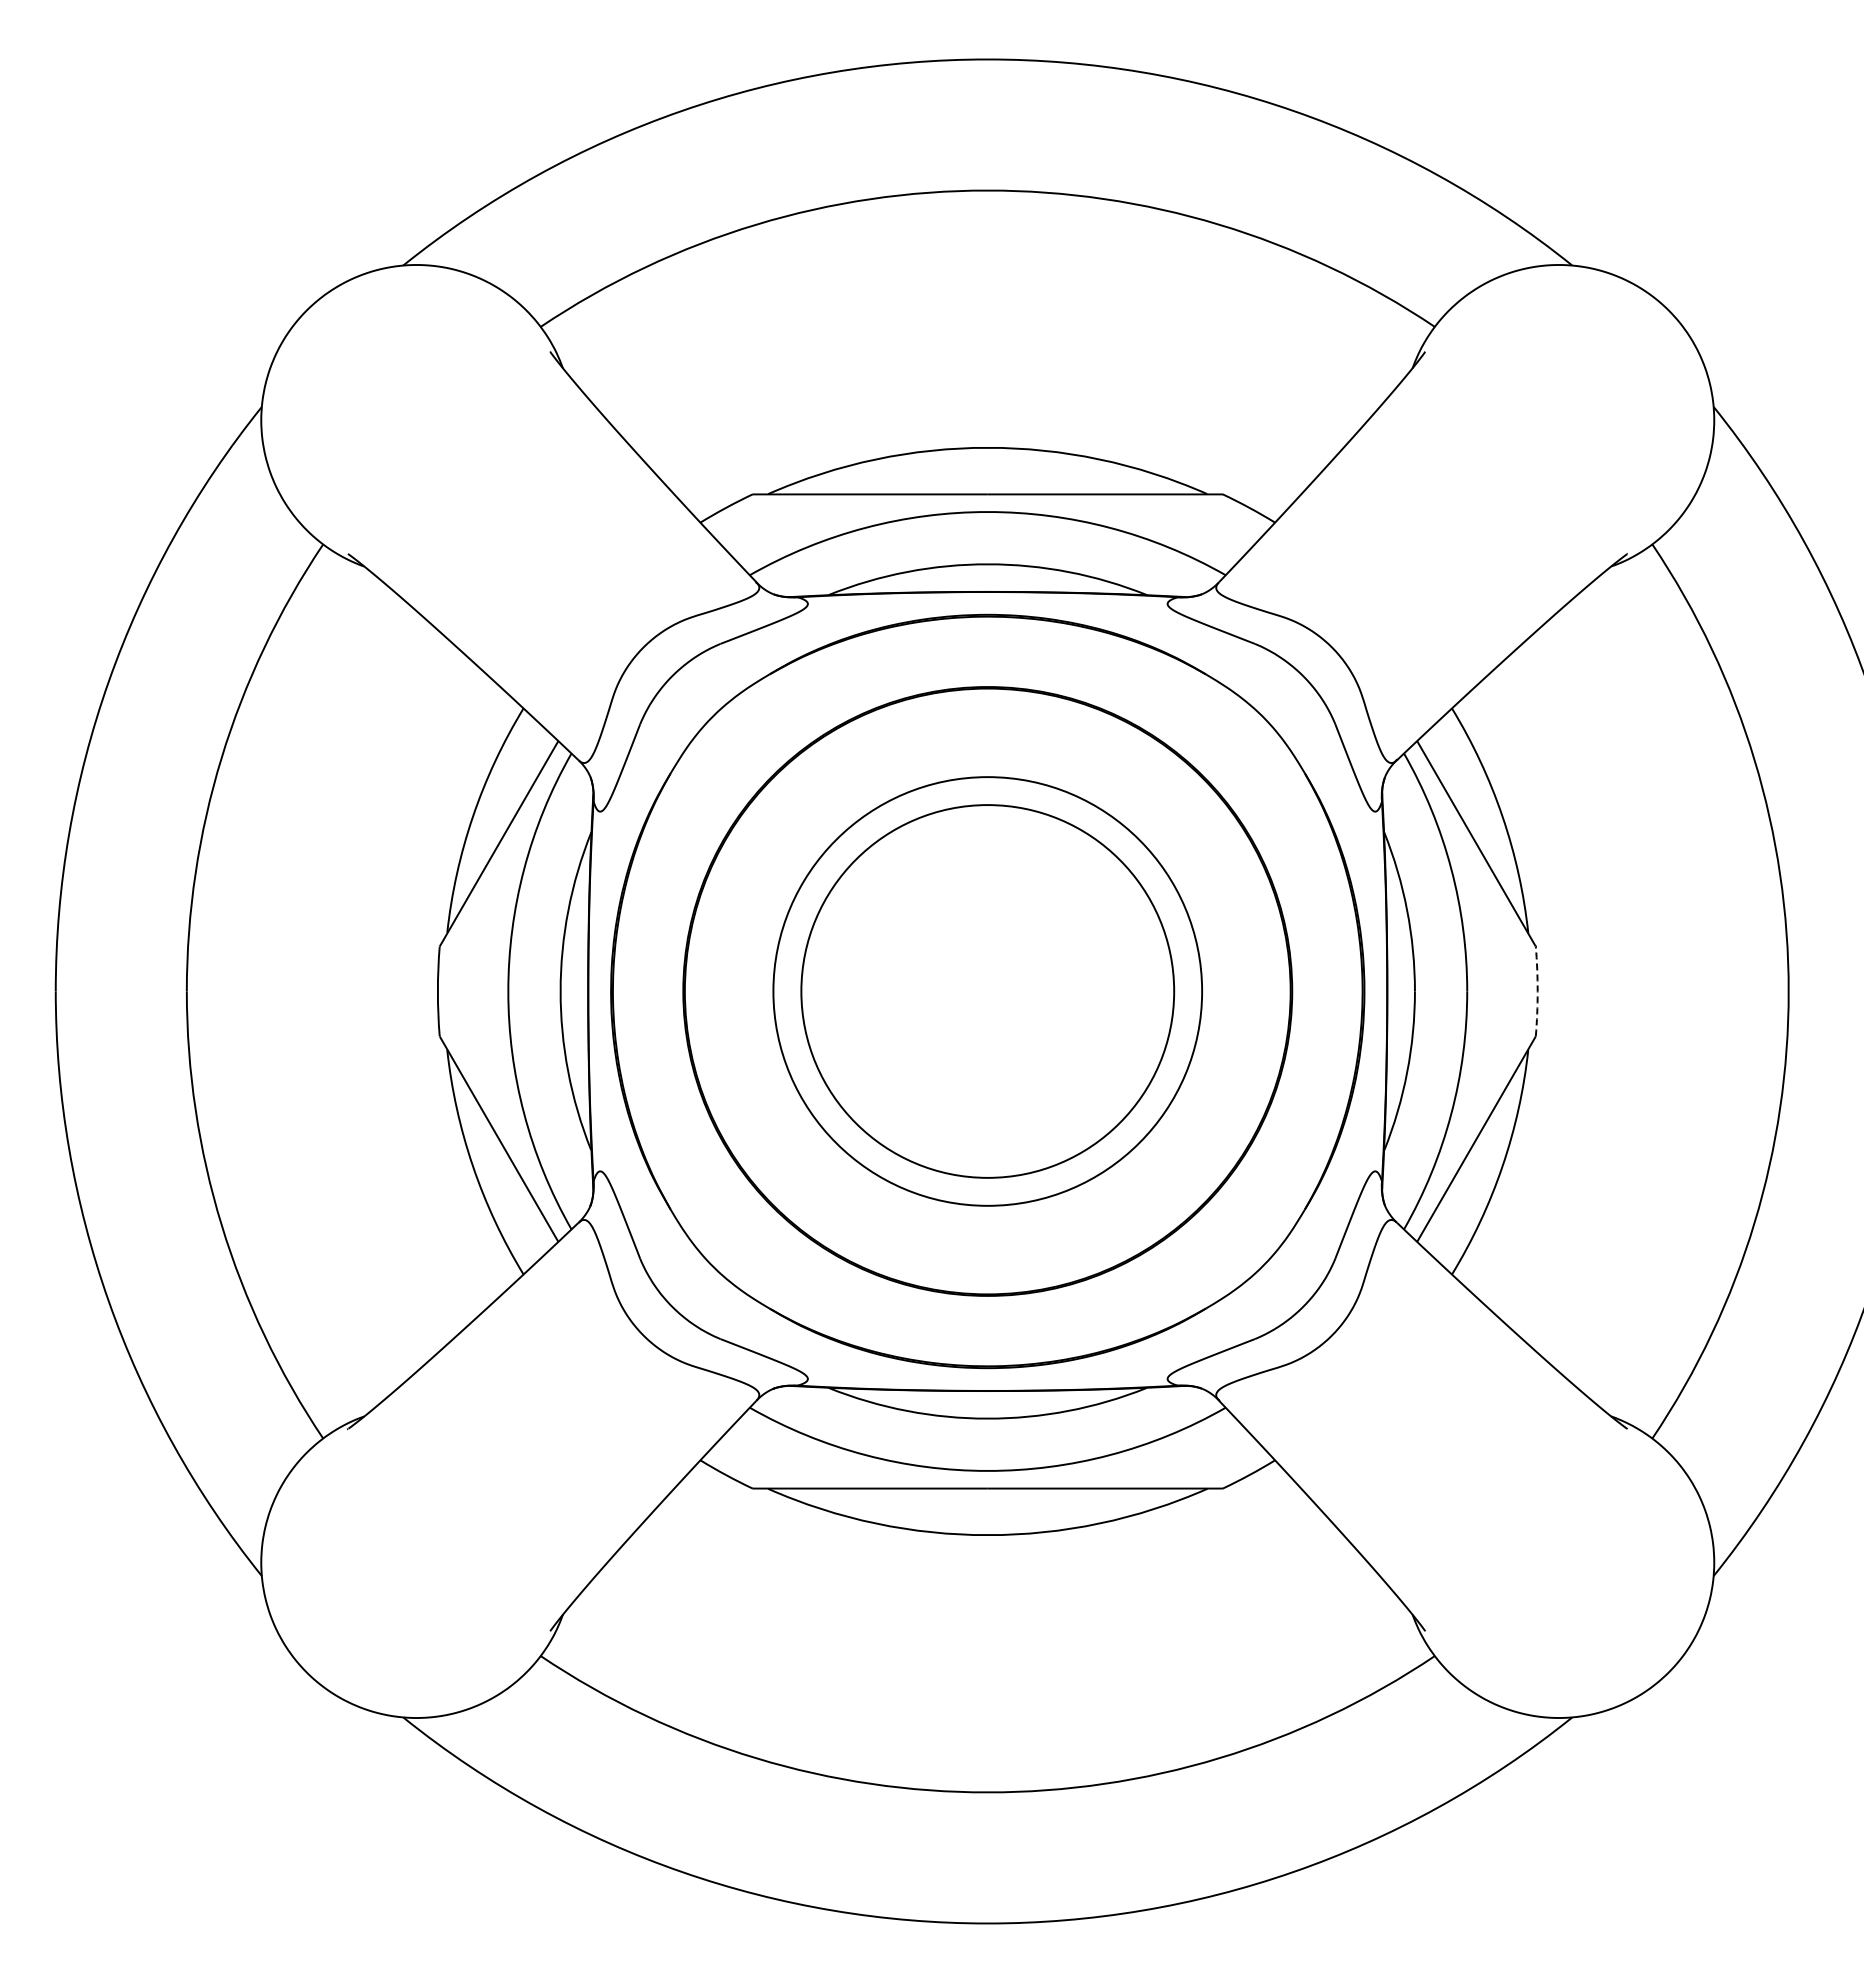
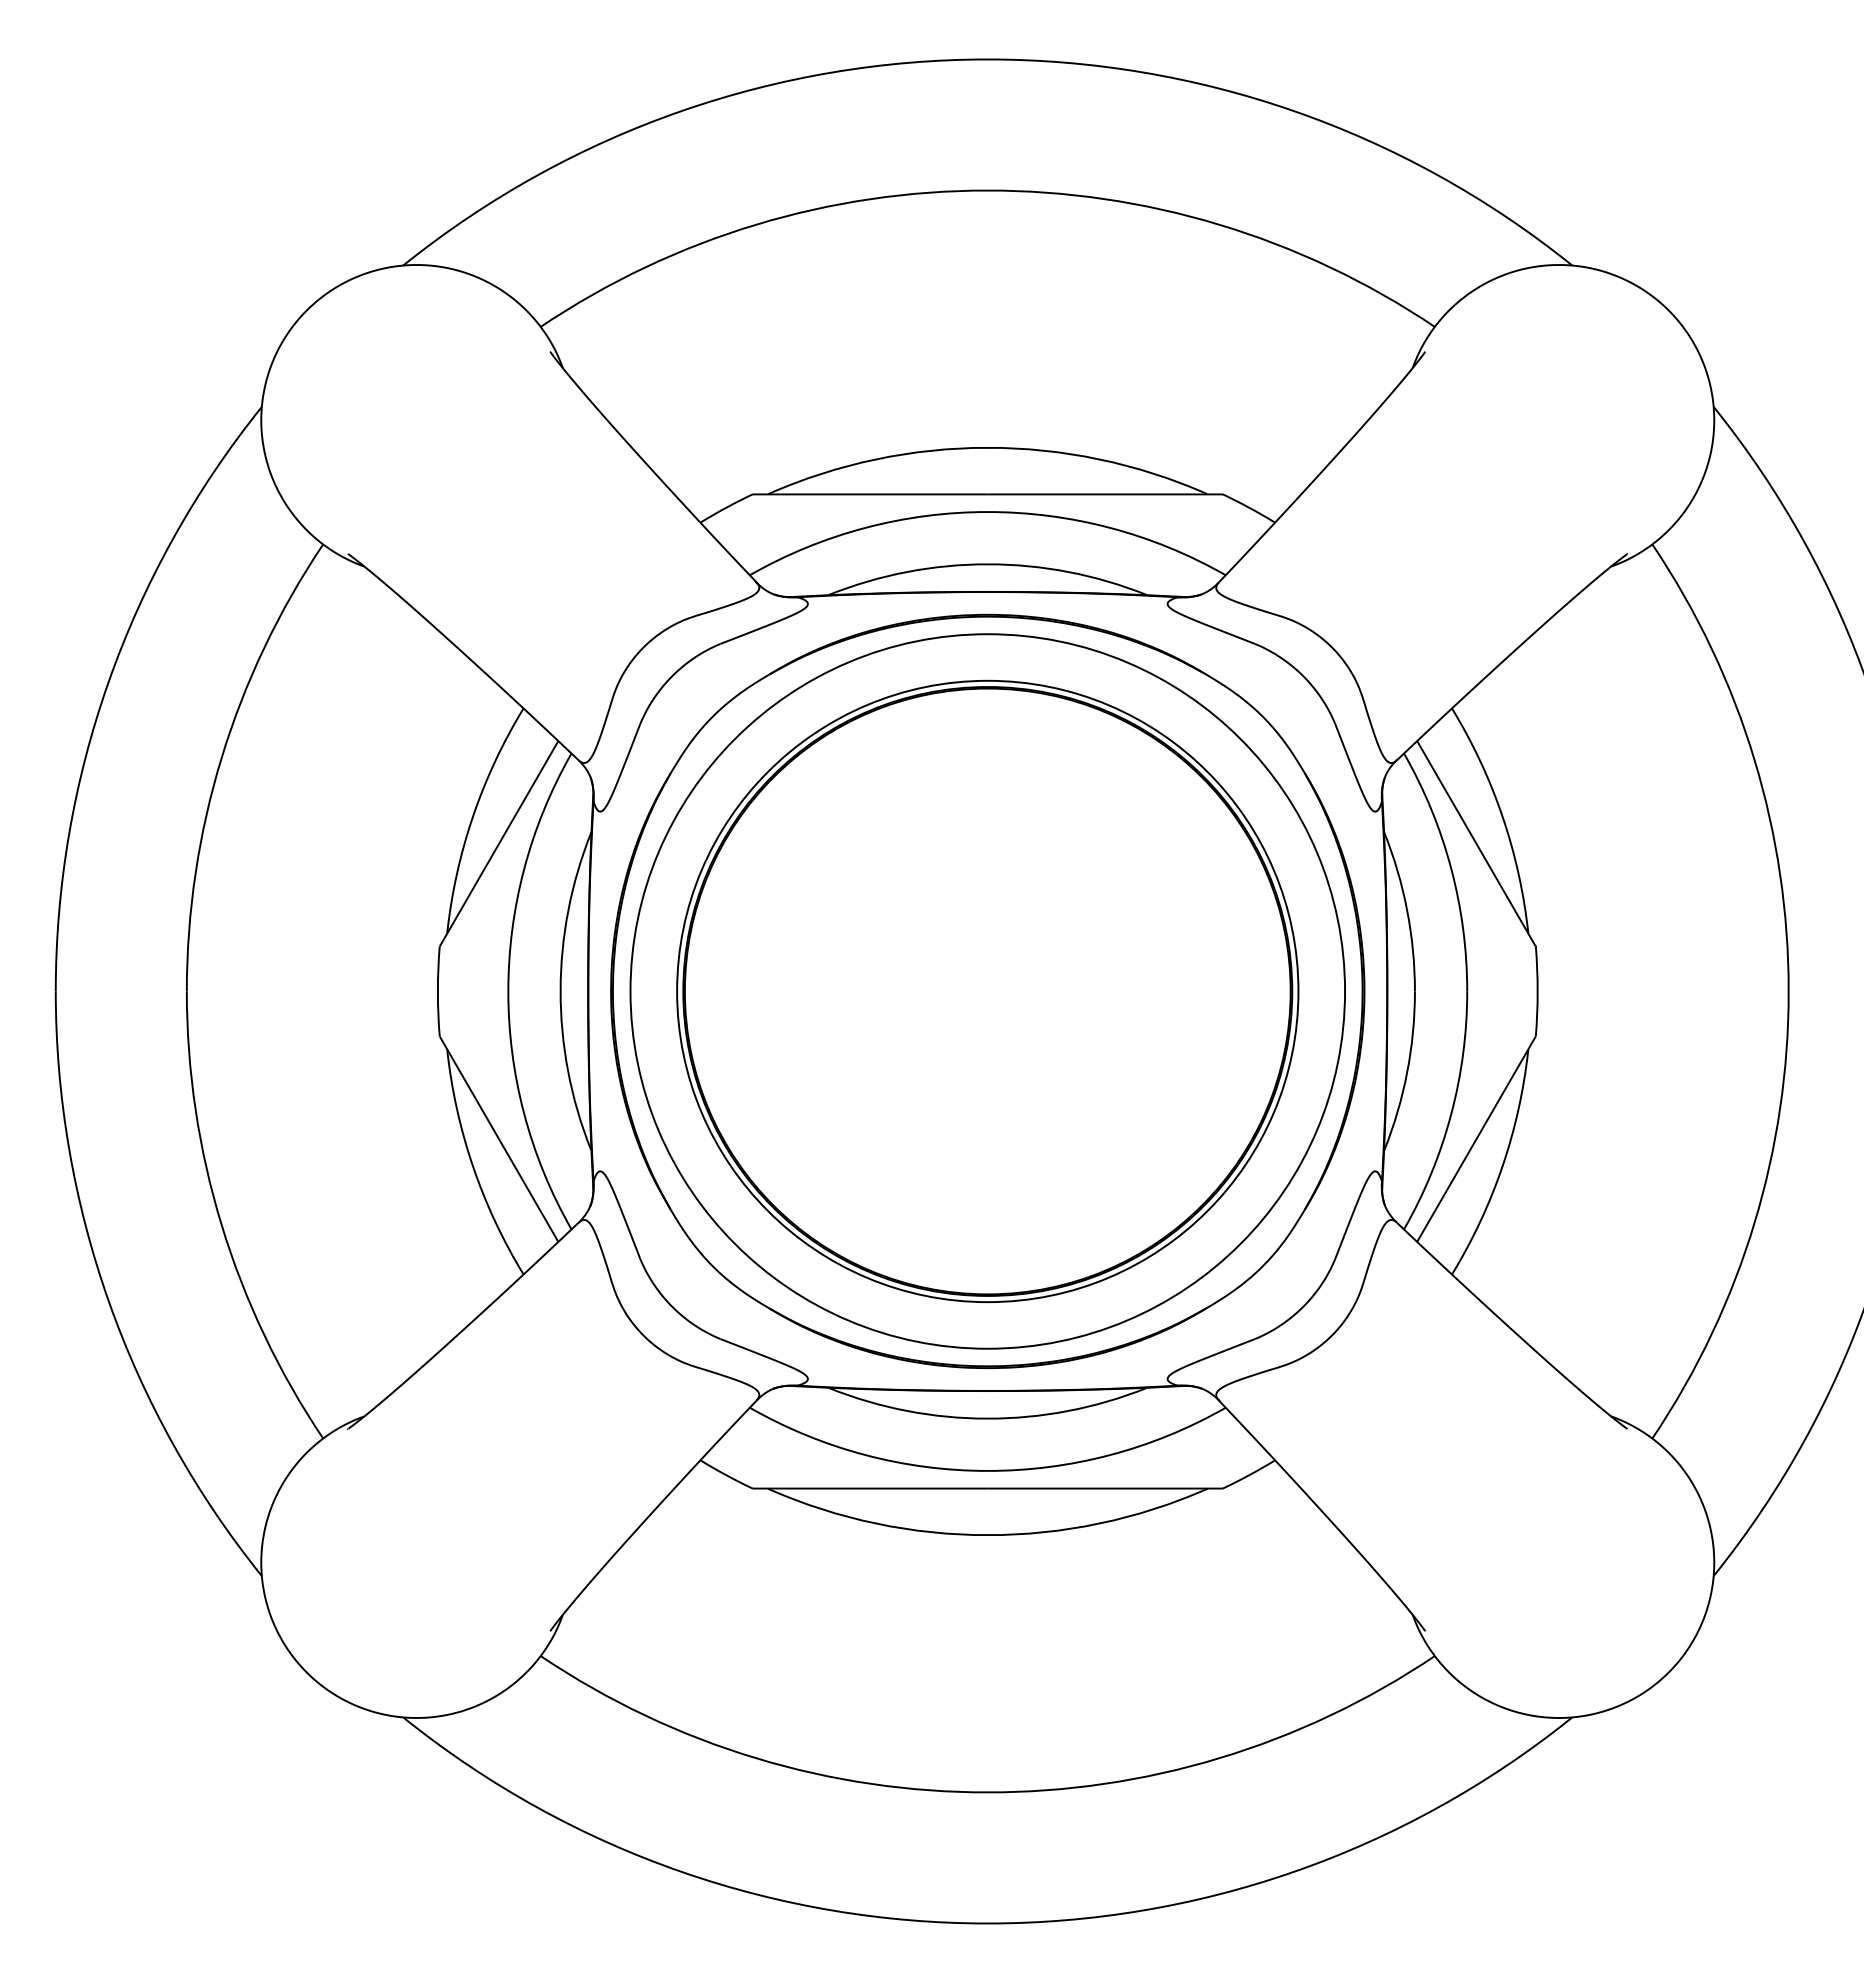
circle diameter: 373 px -> 621 px (987, 991)
circle diameter: 429 px -> 715 px (987, 991)
arc: dashed -> solid (1537, 991)
